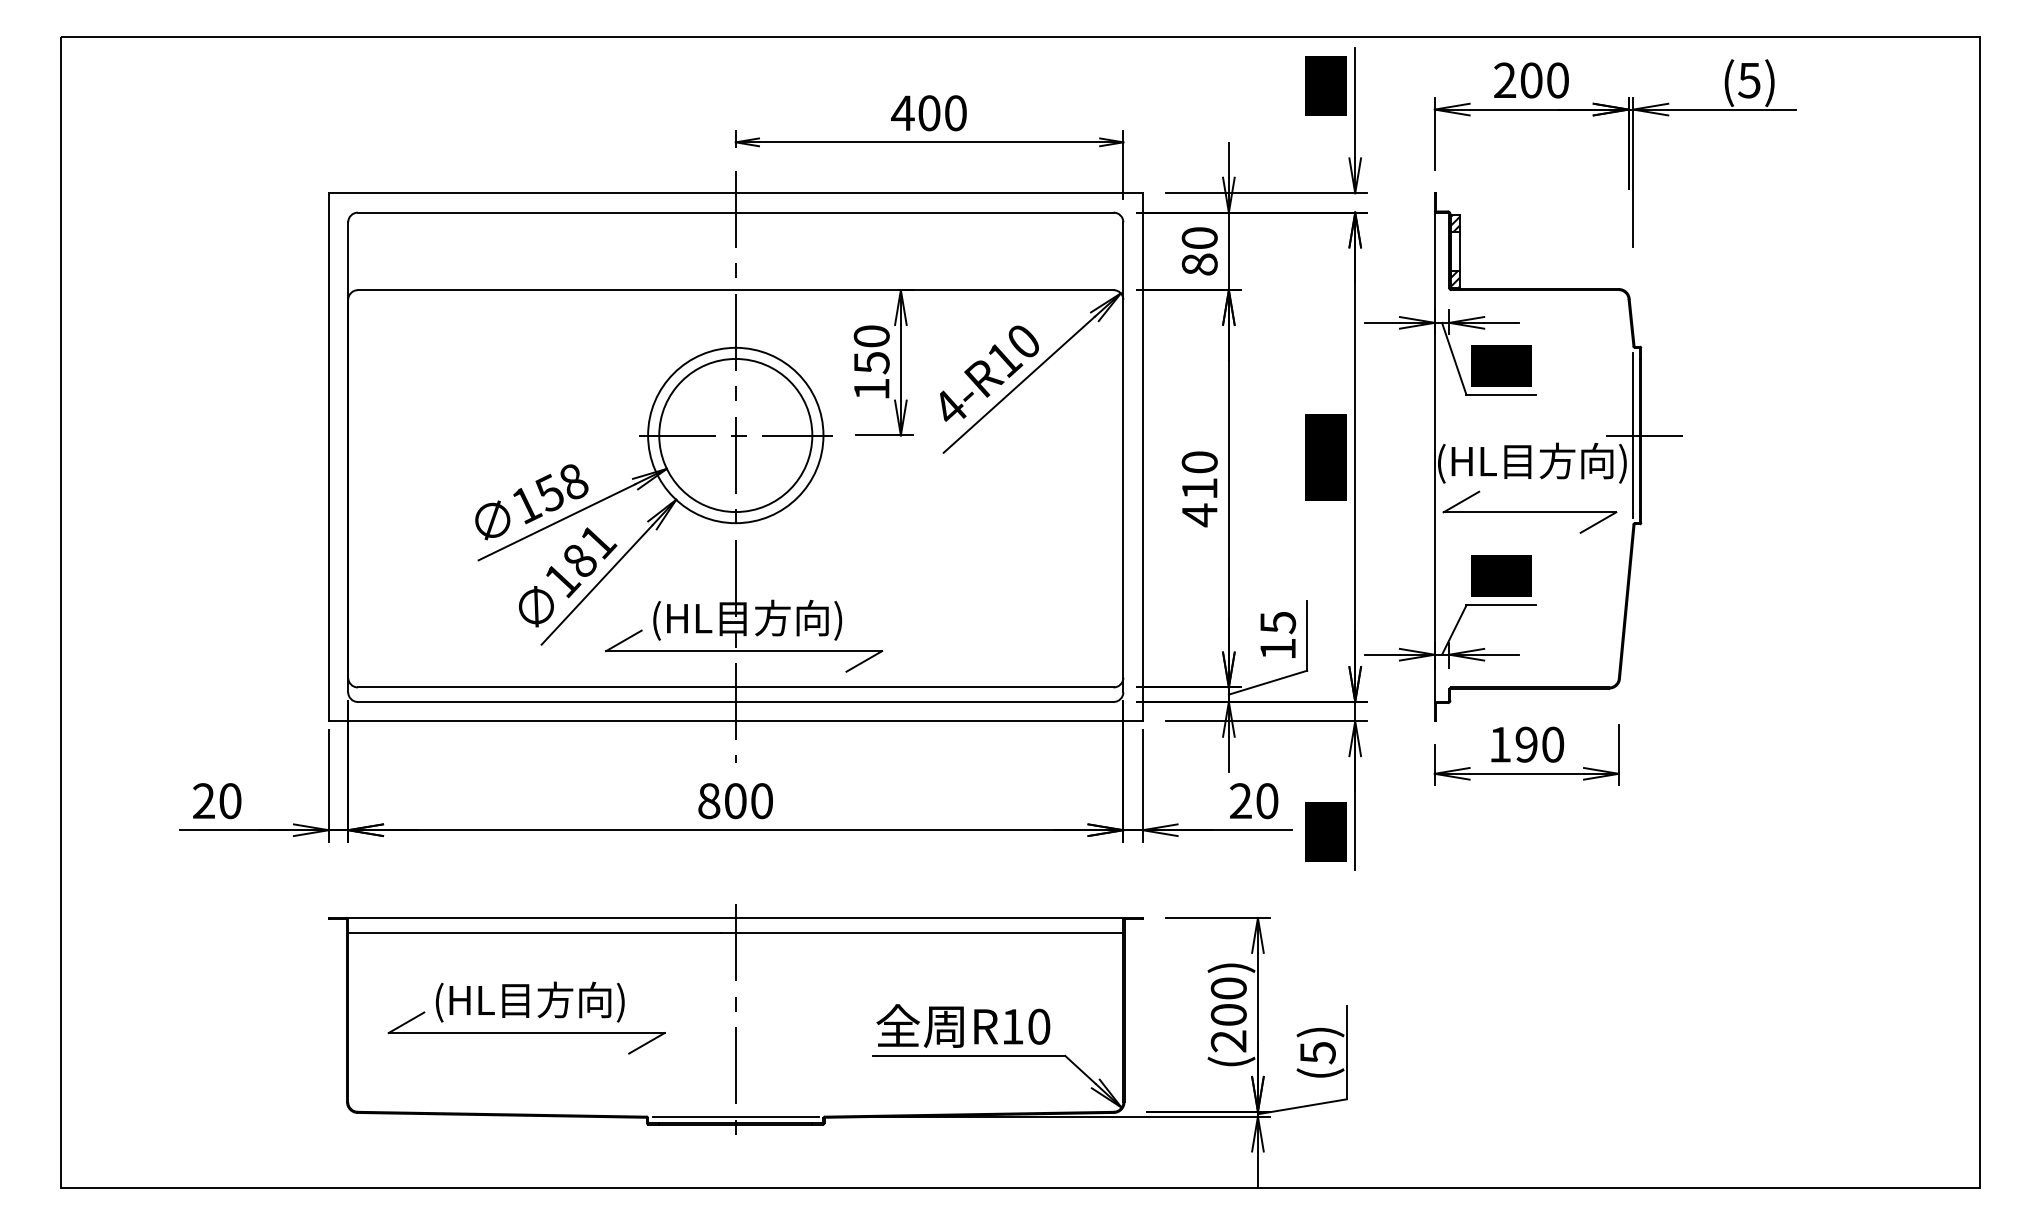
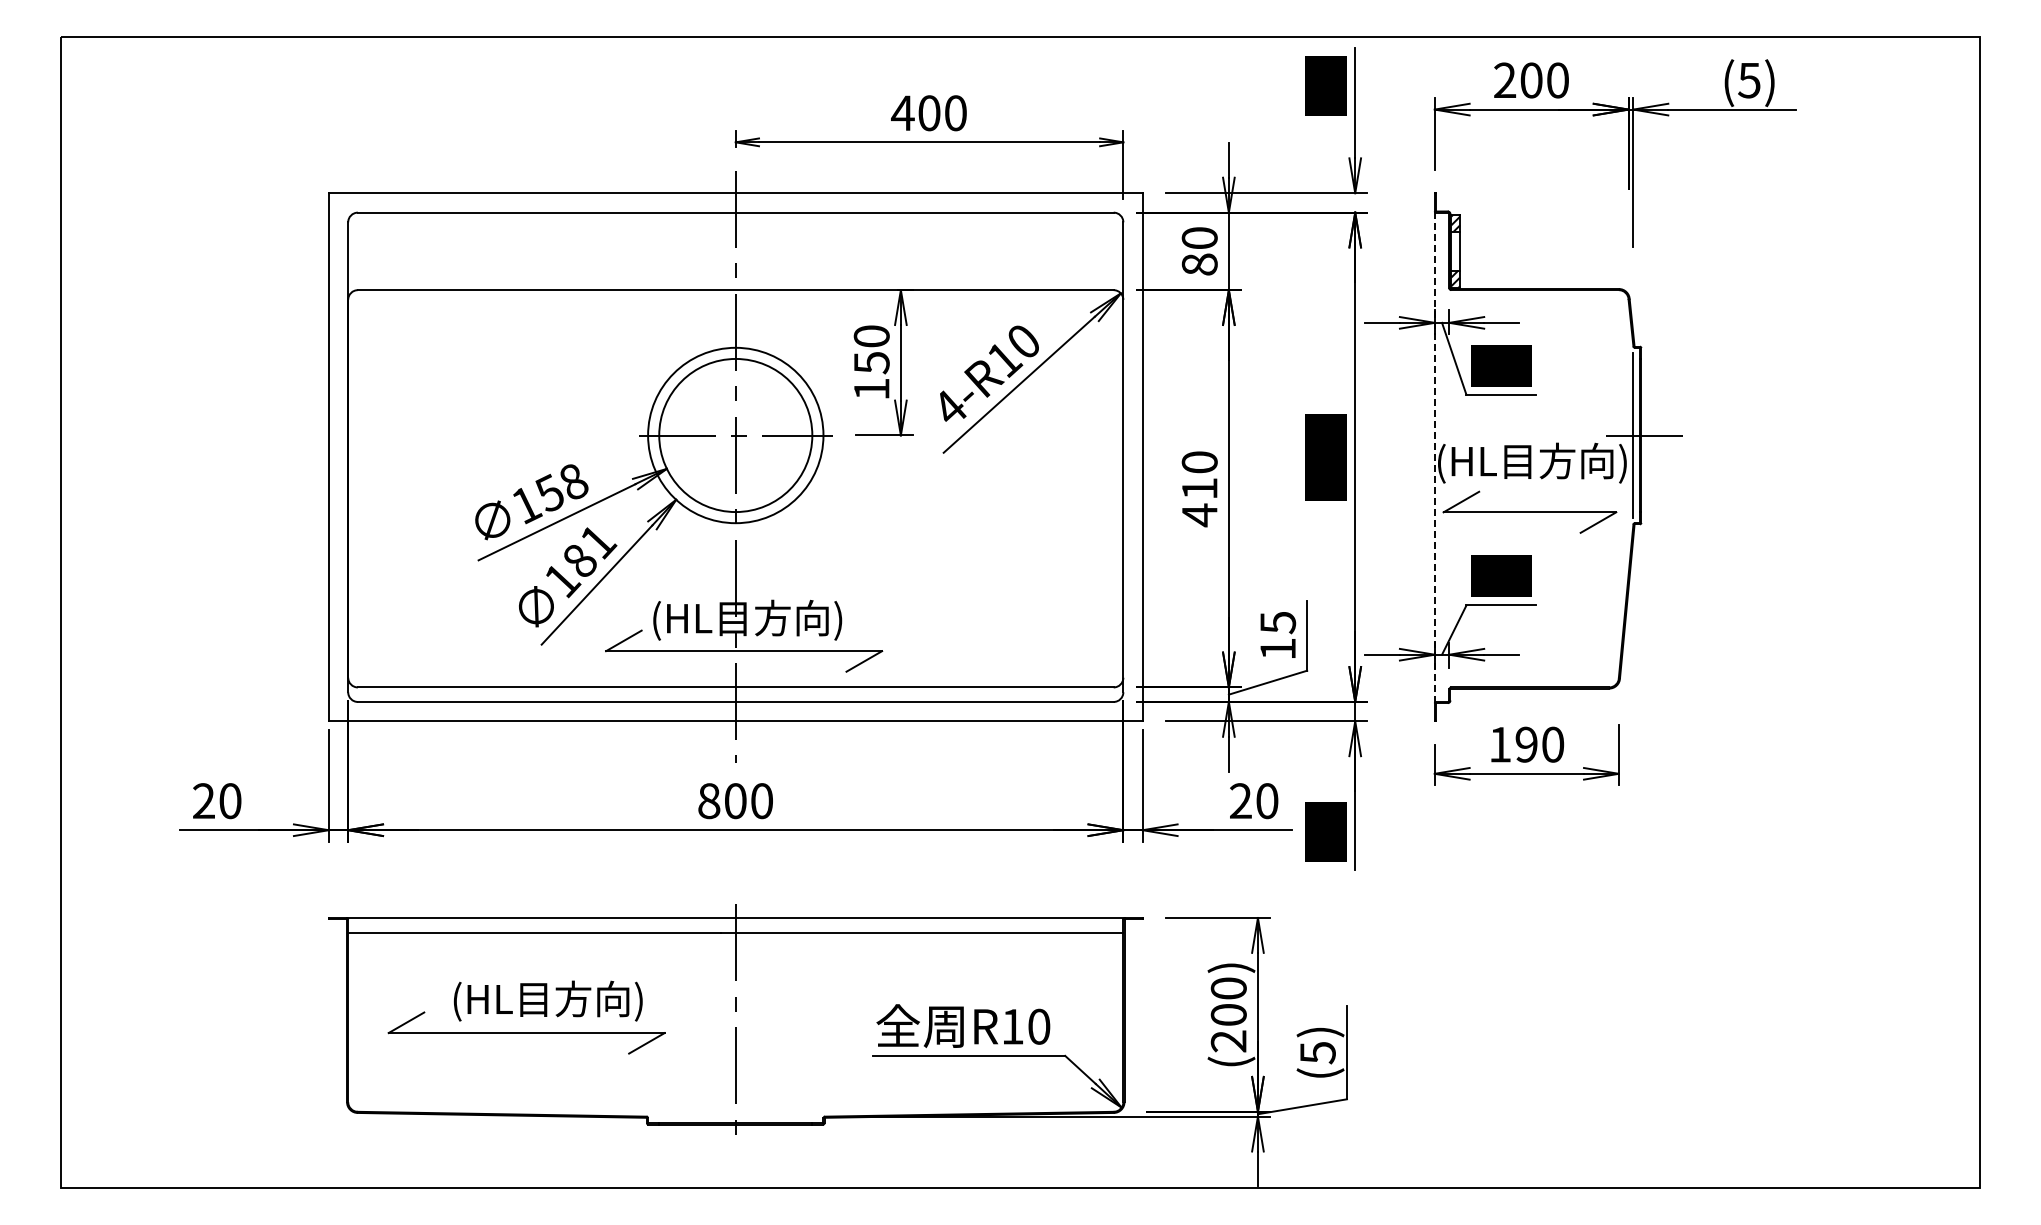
line: solid -> dashed (1434, 456)
text position: (530, 1001) -> (548, 1000) (548, 1000)
line: present -> none (735, 1116)
